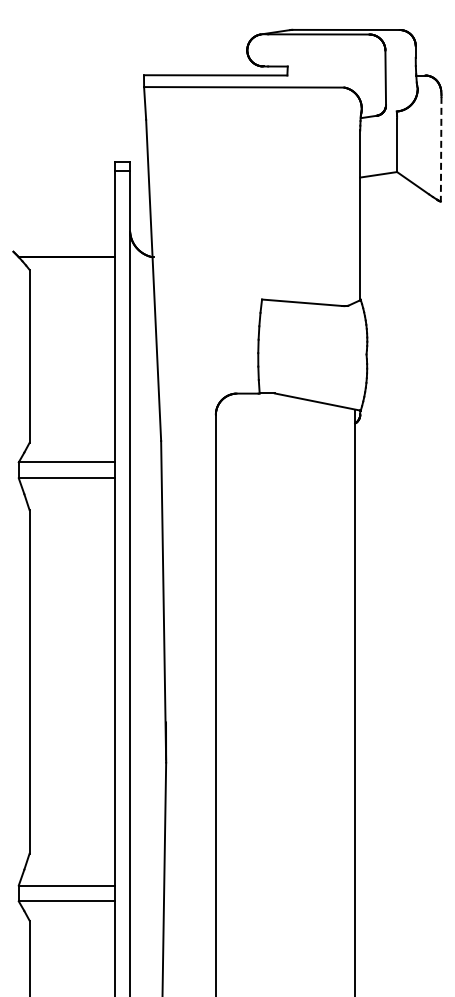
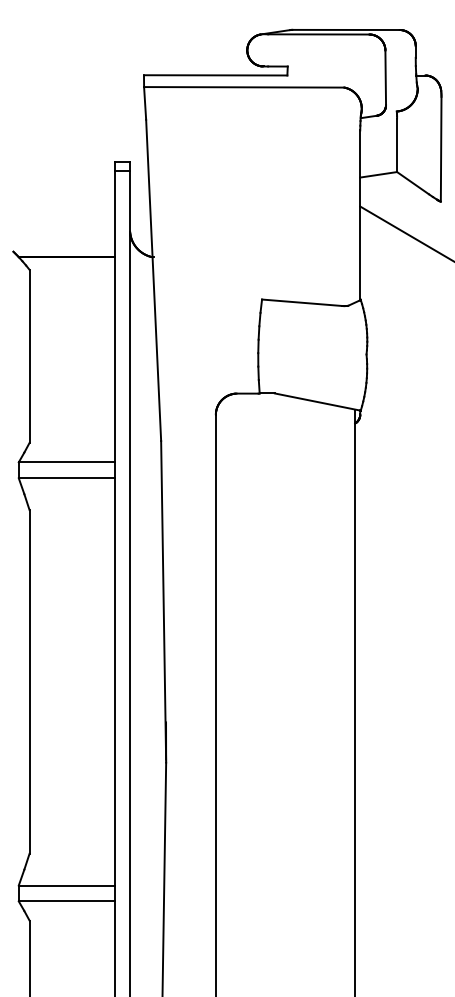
line: dashed -> solid (441, 149)
line: none -> present (405, 233)
